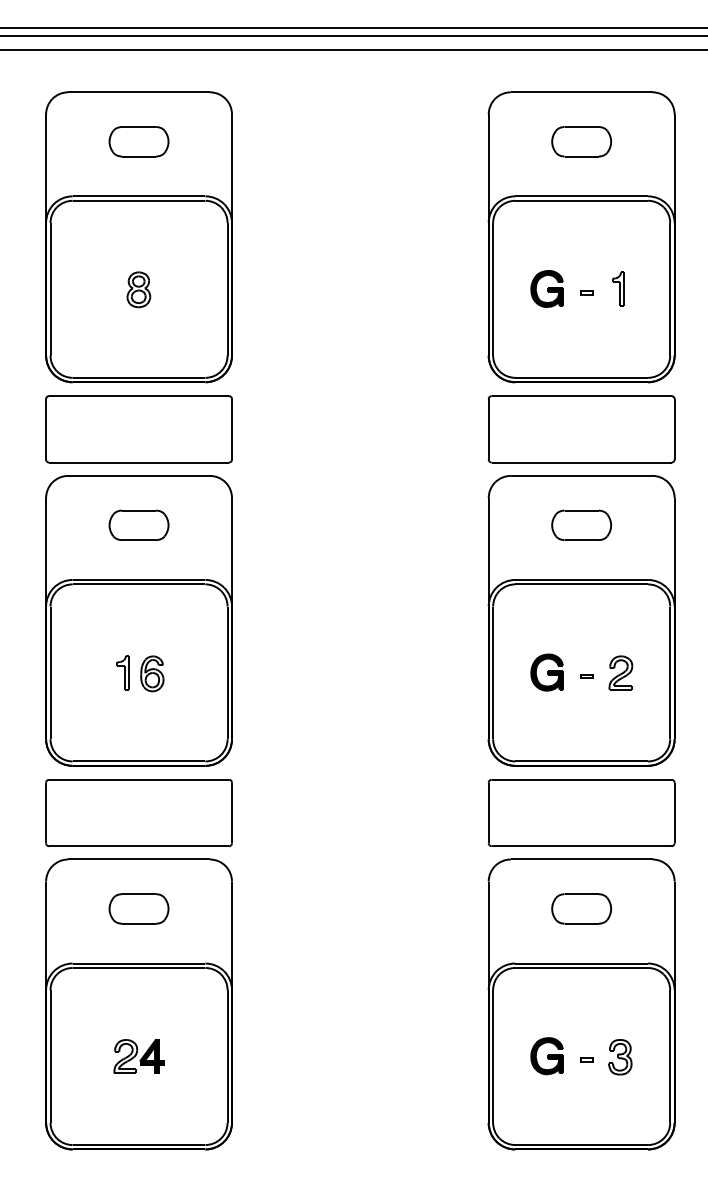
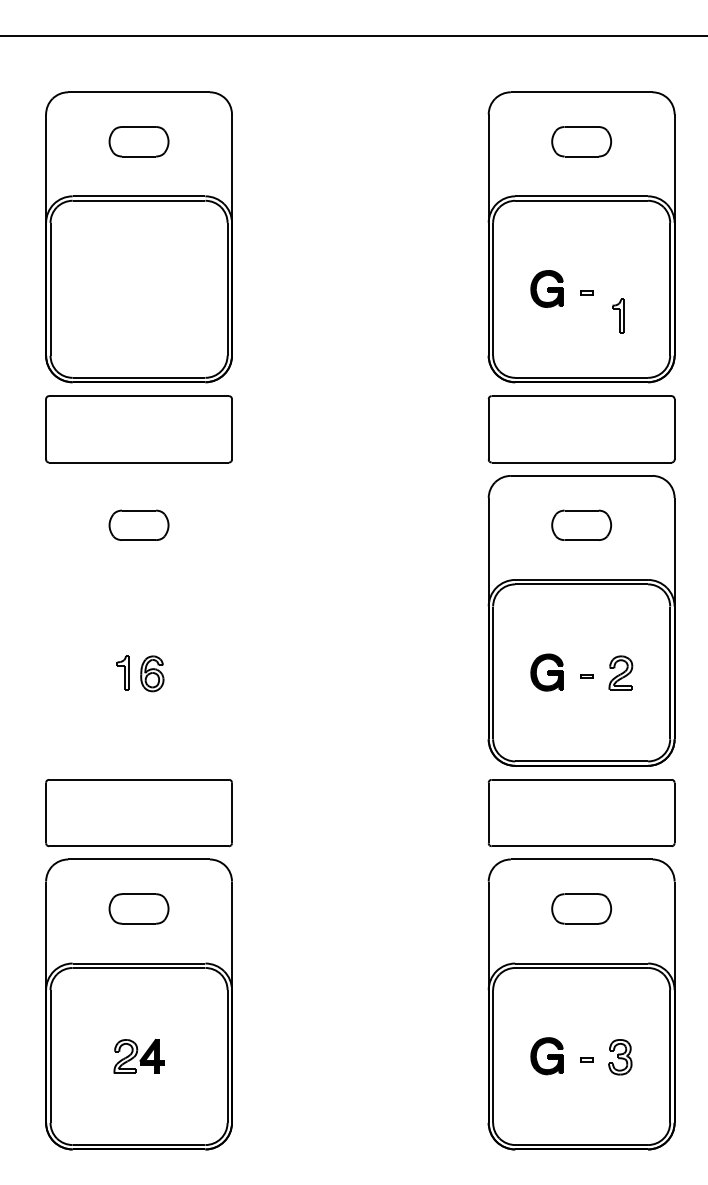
line: present -> none (353, 28)
line: present -> none (353, 50)
part position: (618, 288) -> (618, 315) (618, 315)
part: present -> none (138, 289)
part: present -> none (138, 620)
